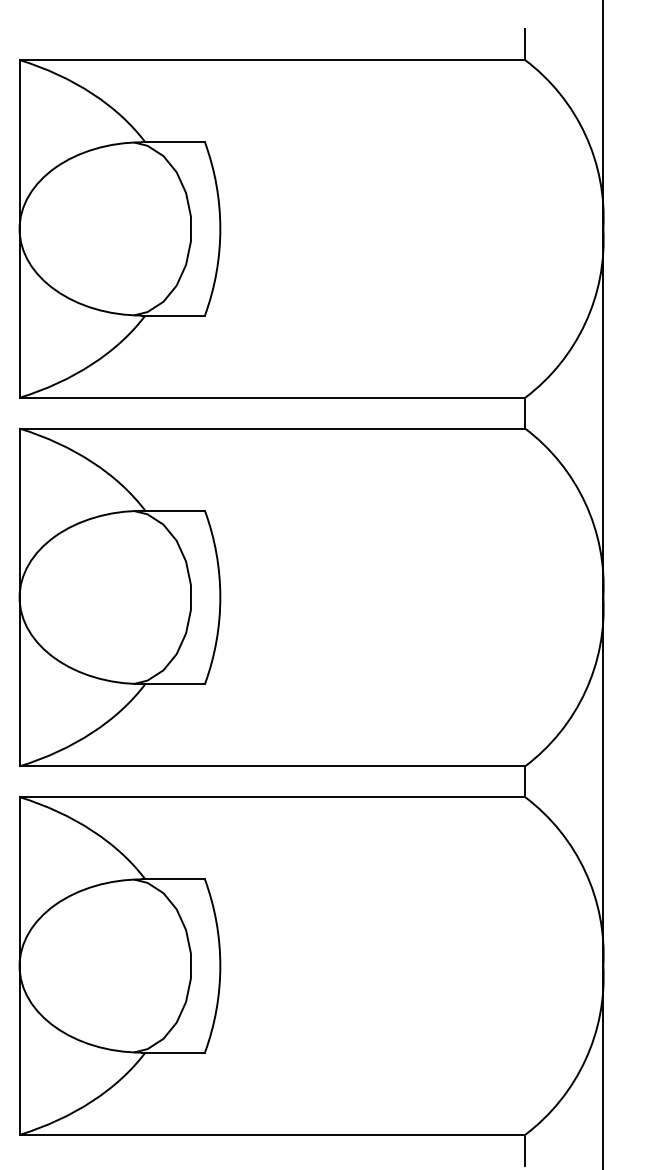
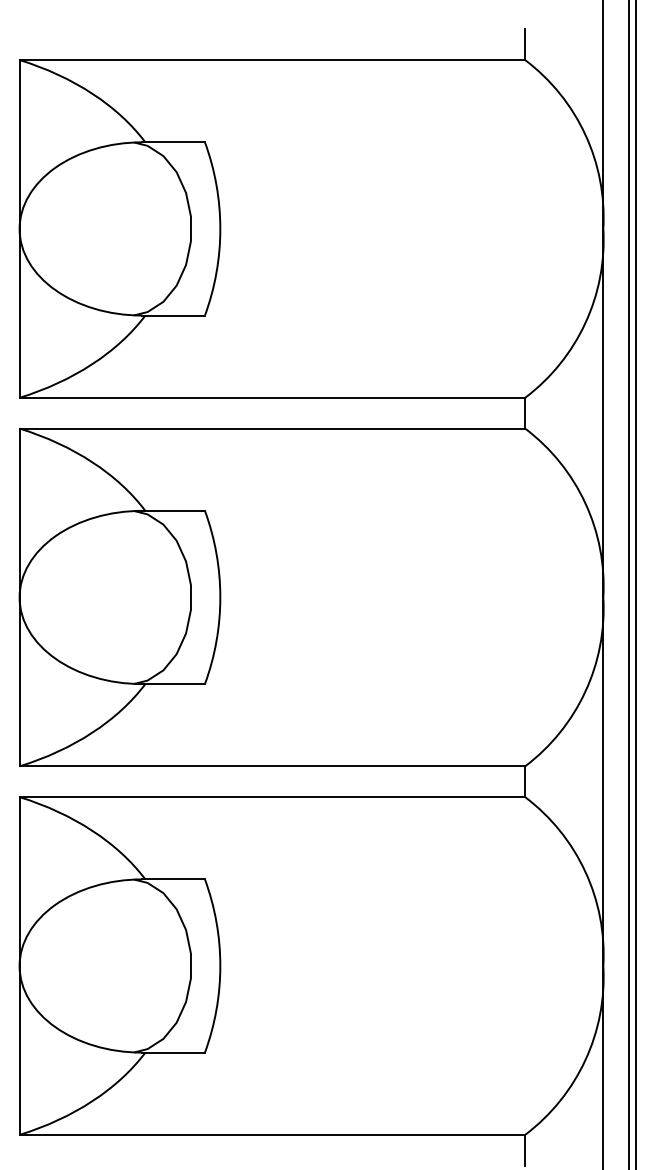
line: none -> present (629, 584)
line: none -> present (635, 584)
